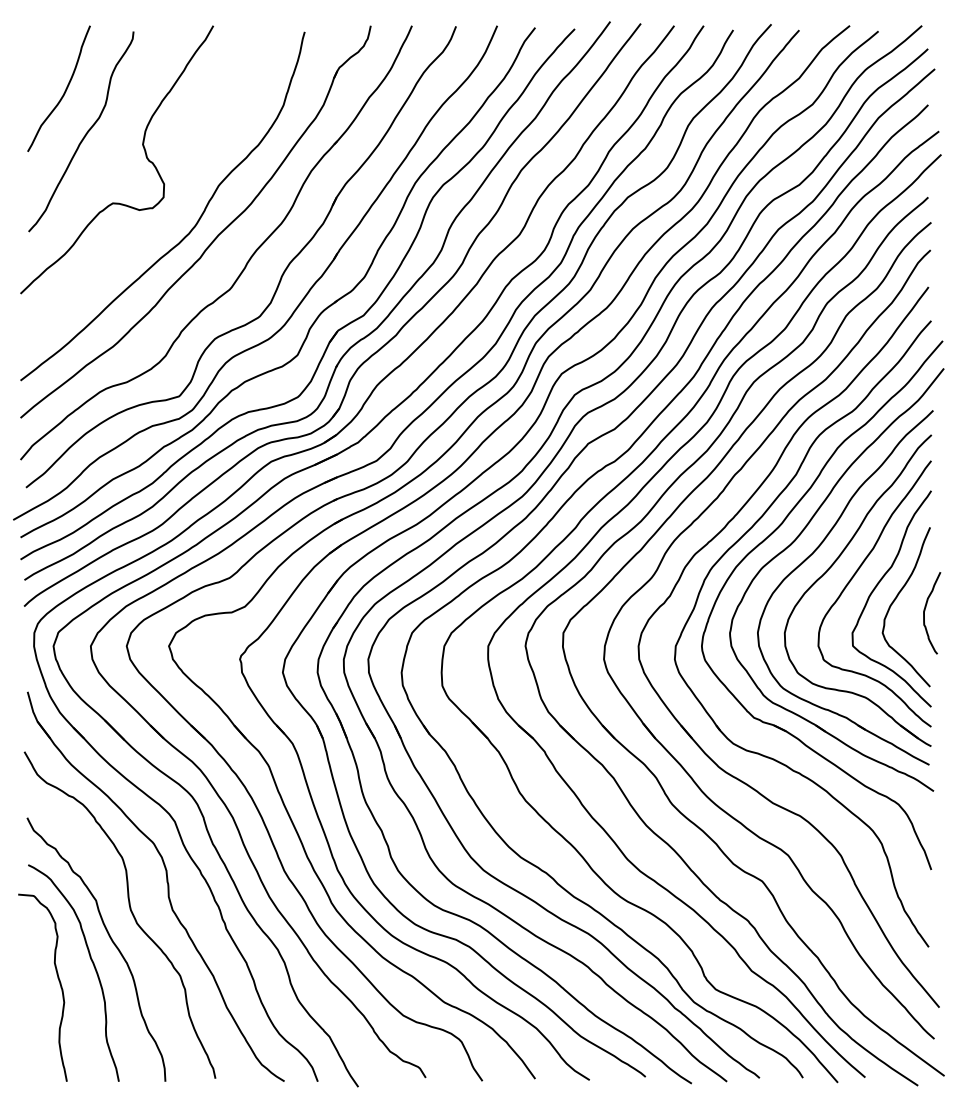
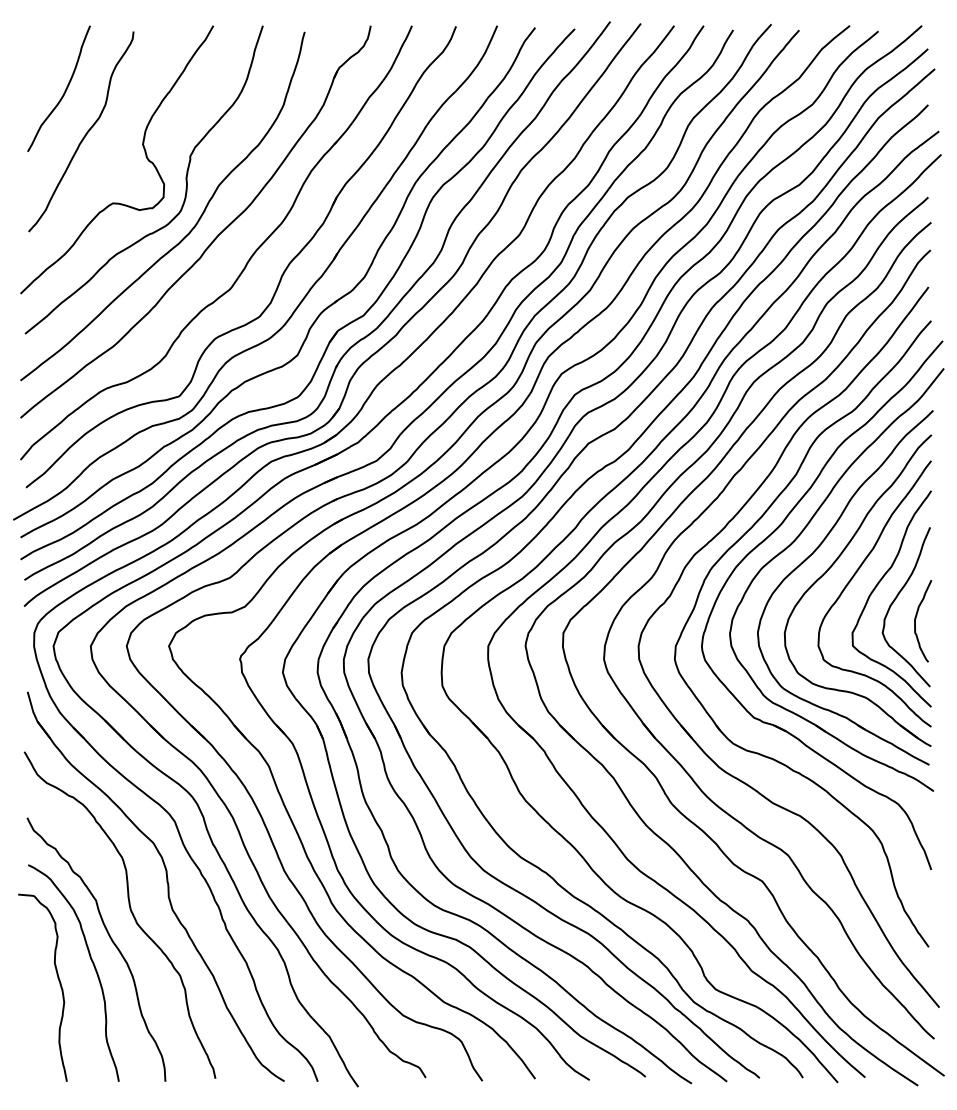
curve: none -> present (185, 179)
curve position: (925, 610) -> (916, 618) (916, 618)
